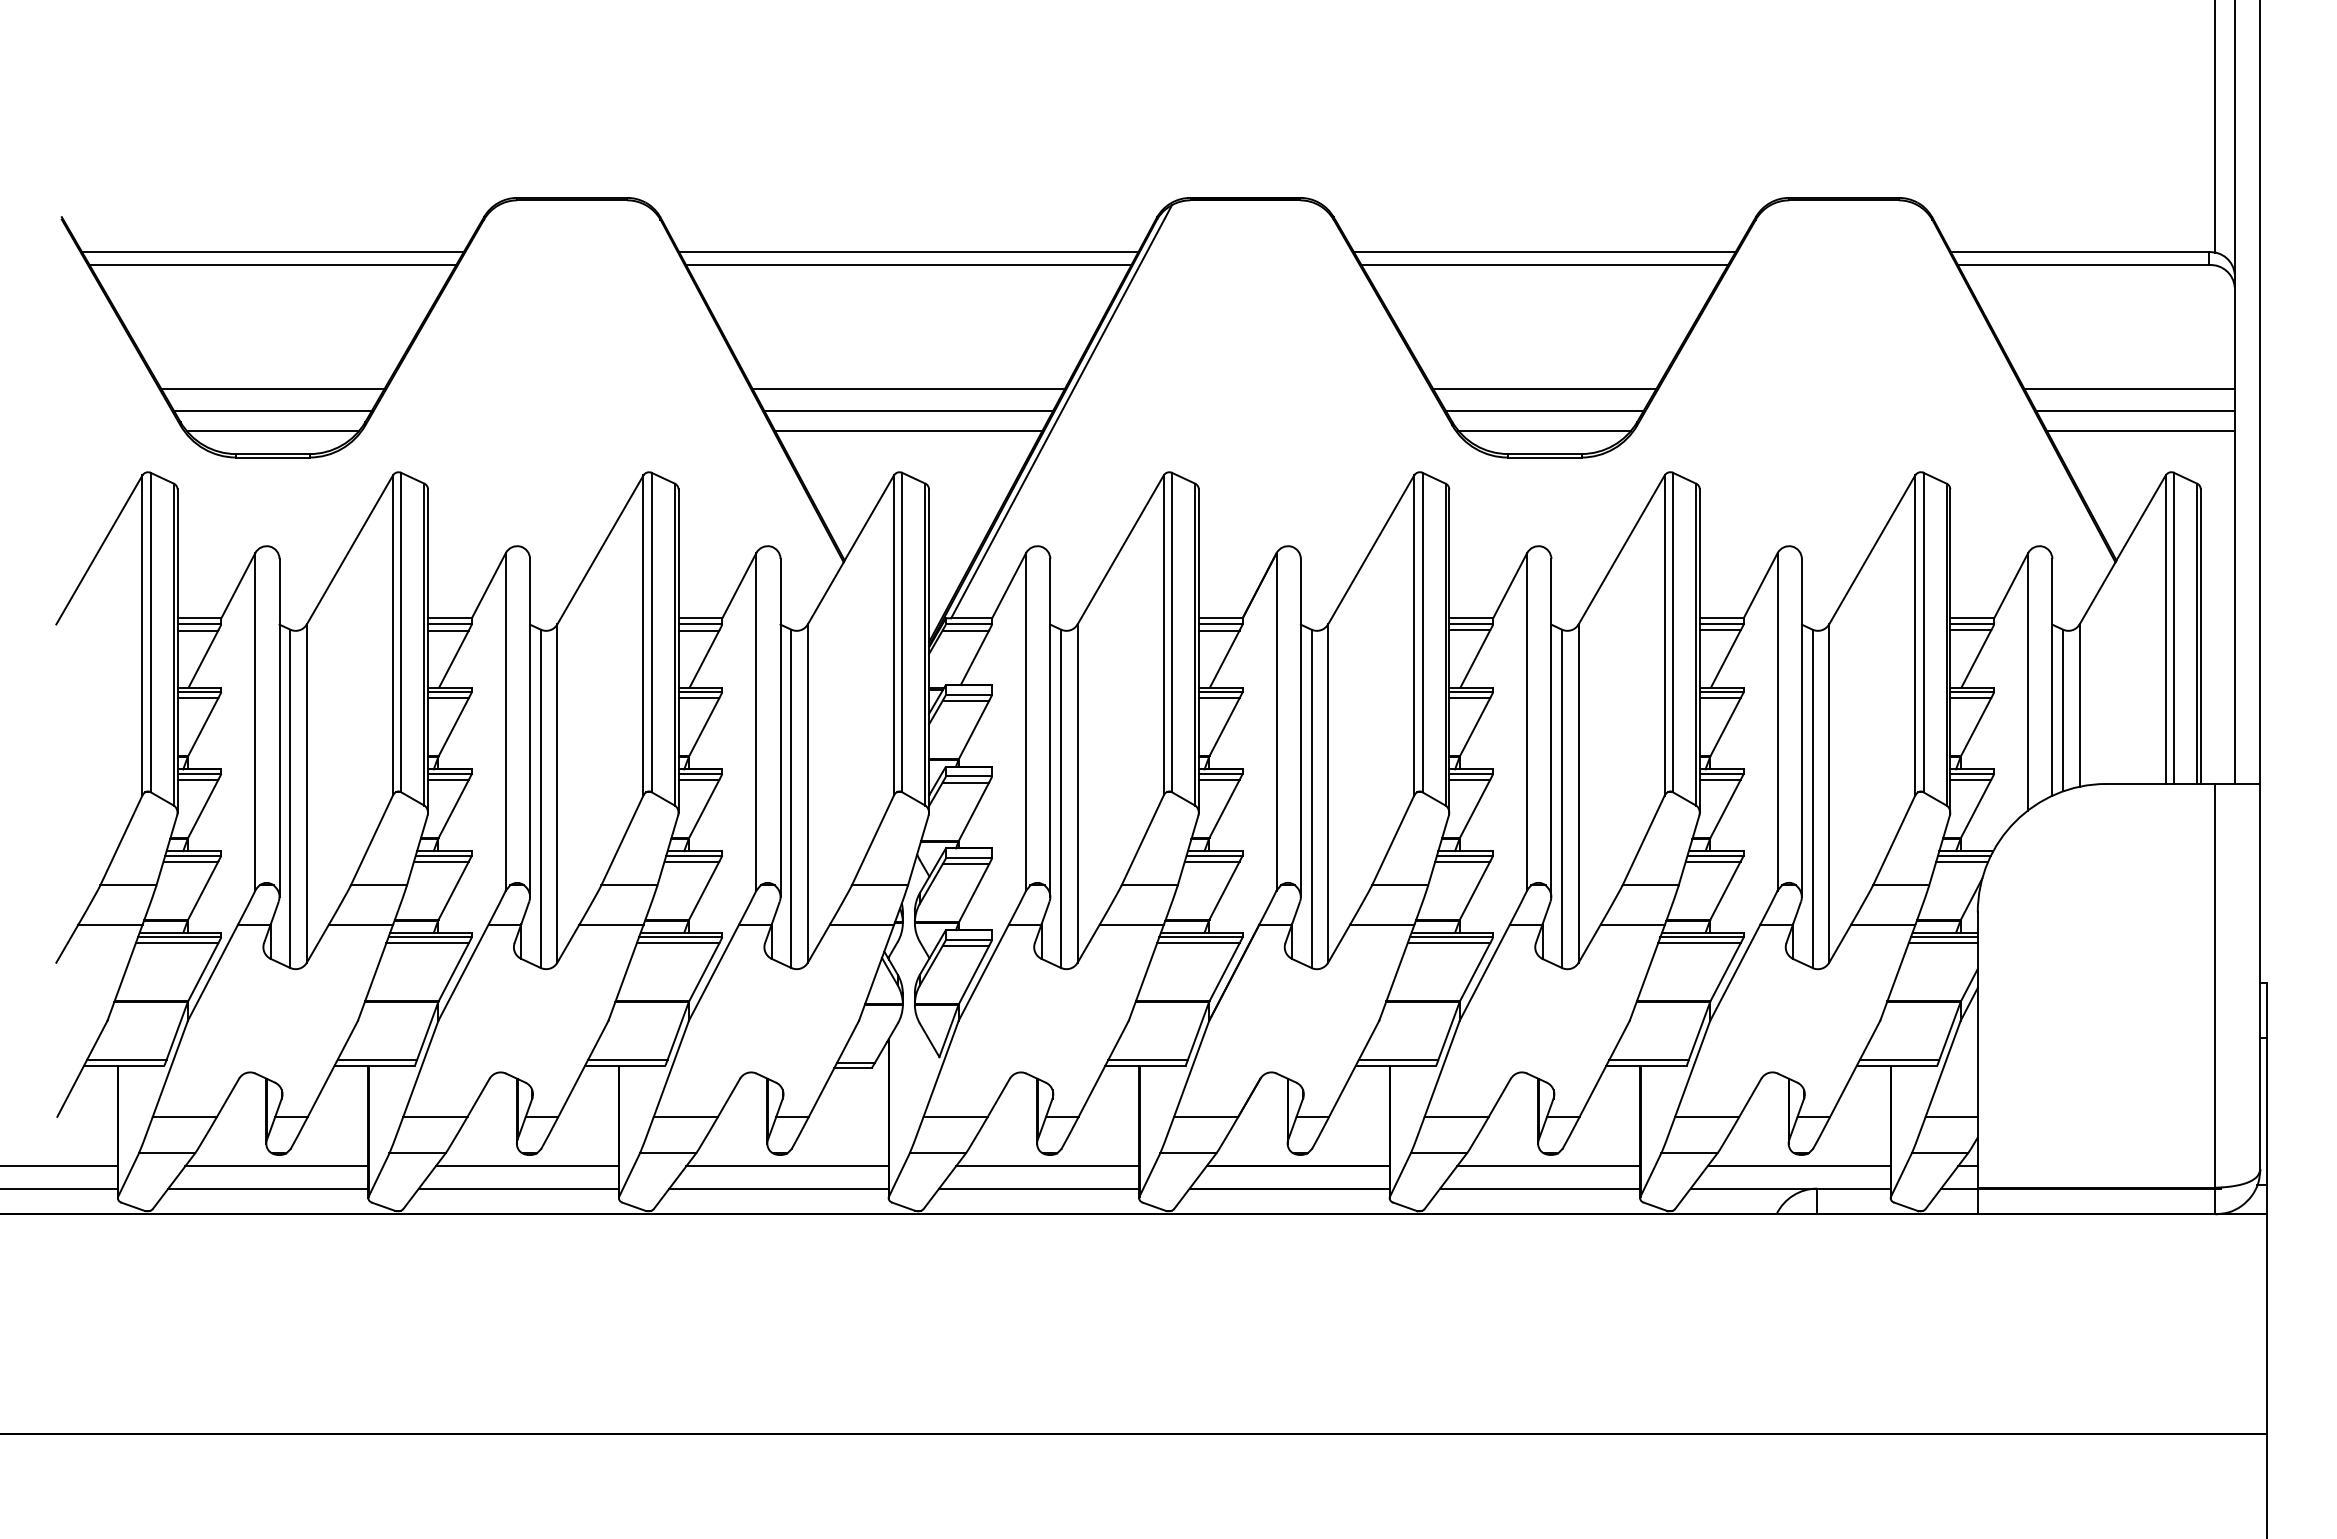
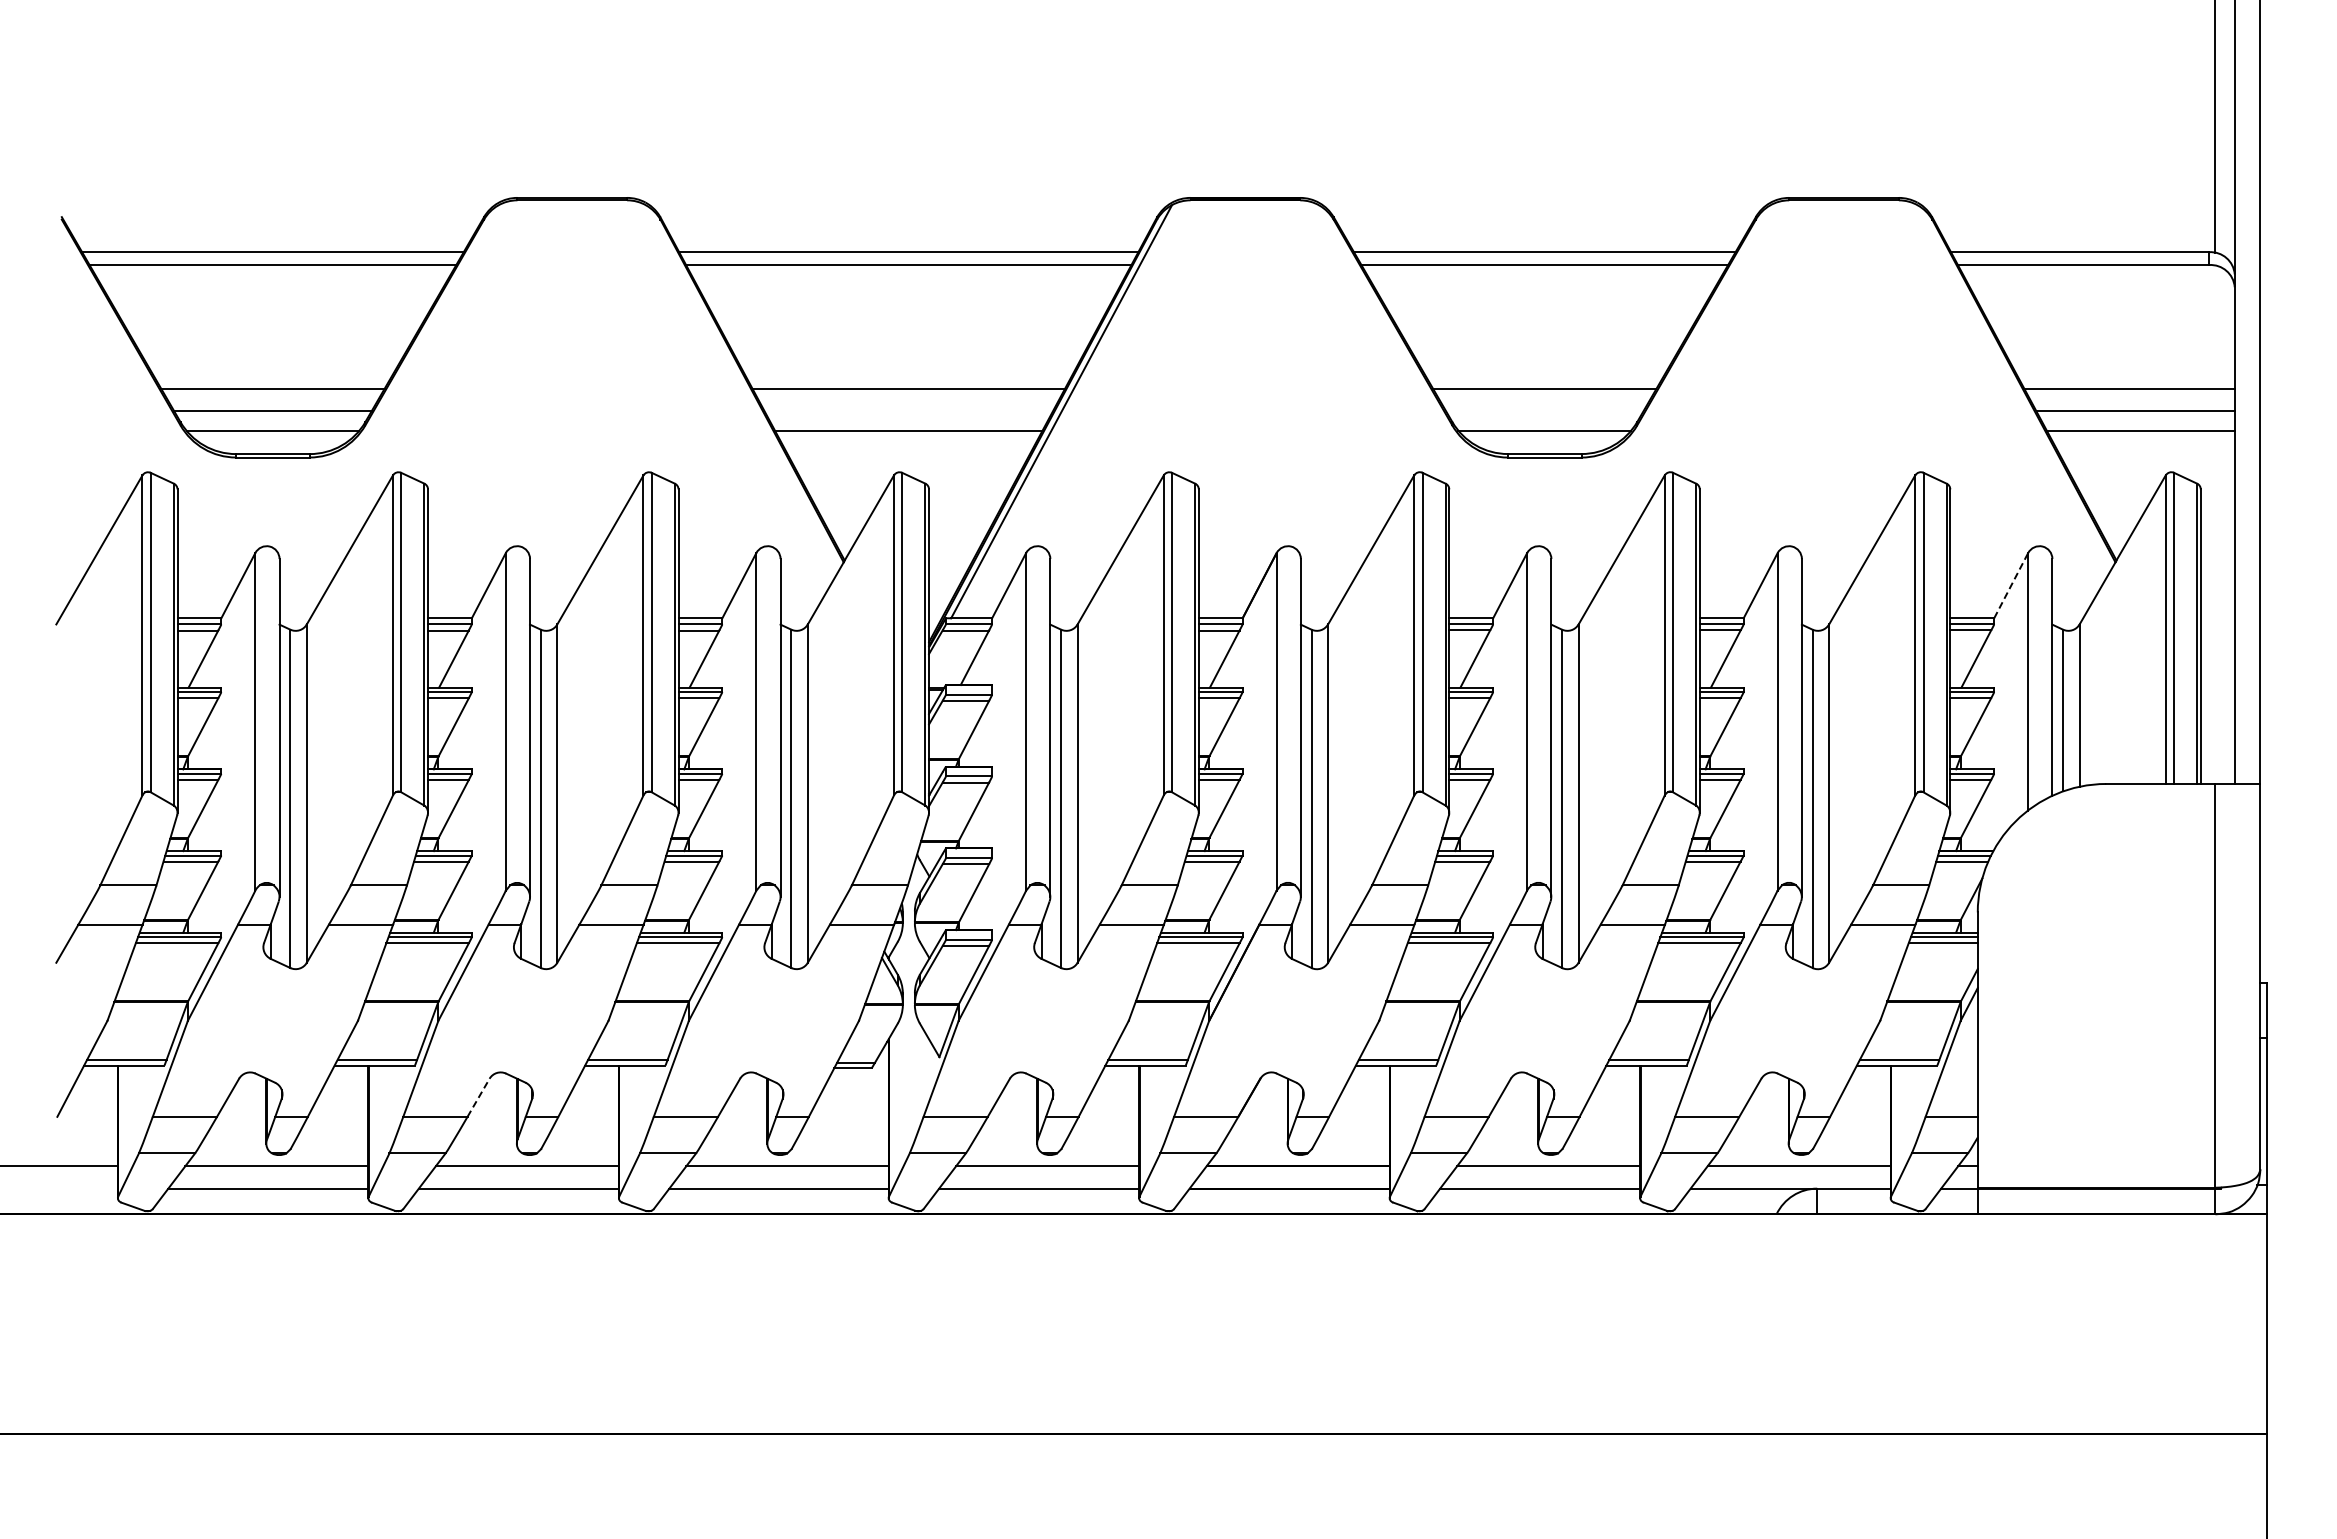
line: present -> none (908, 411)
line: present -> none (1544, 411)
line: solid -> dashed (2011, 585)
line: solid -> dashed (478, 1097)
line: present -> none (59, 1188)
